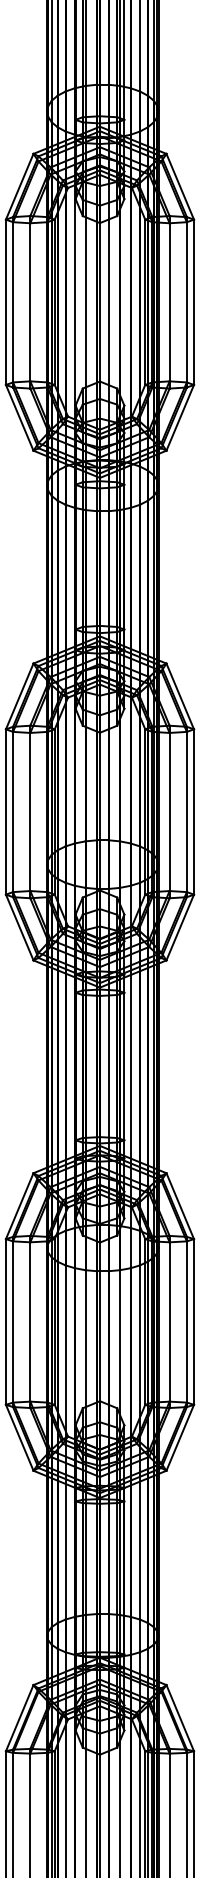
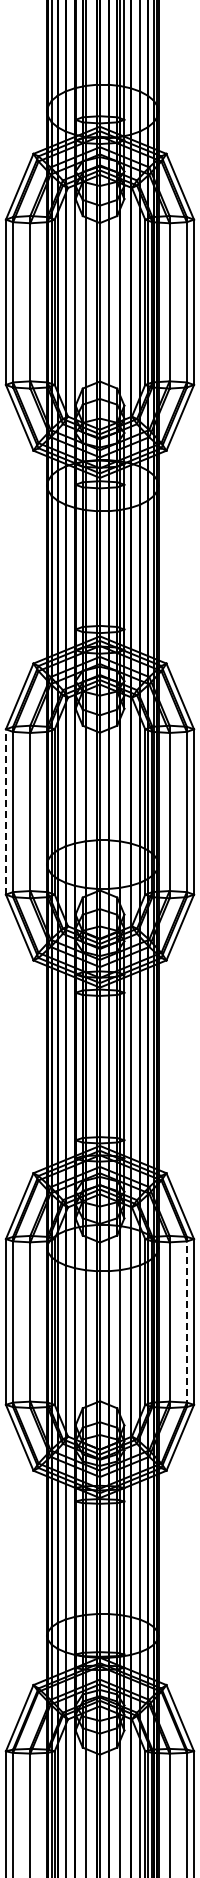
line: solid -> dashed (5, 812)
line: solid -> dashed (186, 1321)
